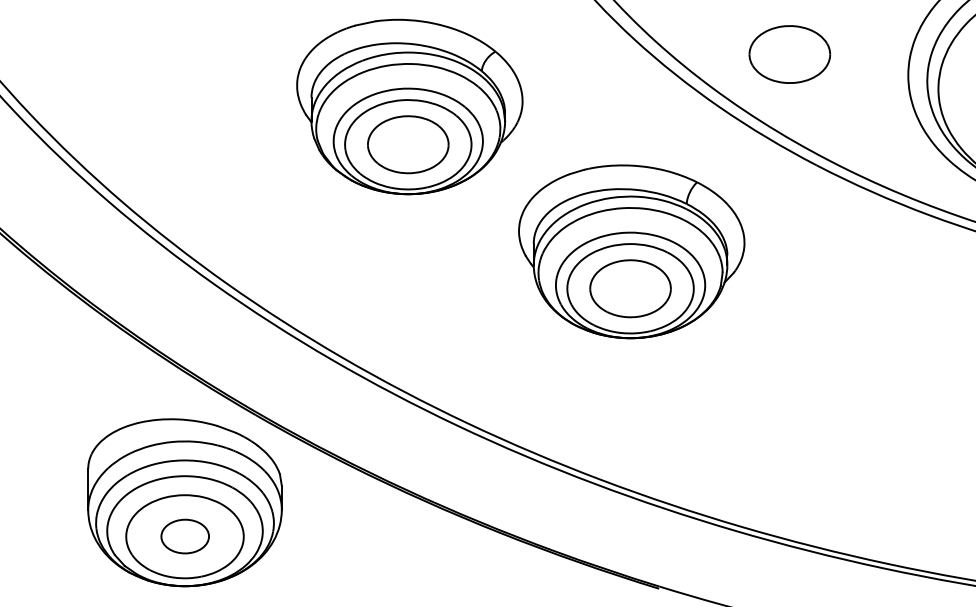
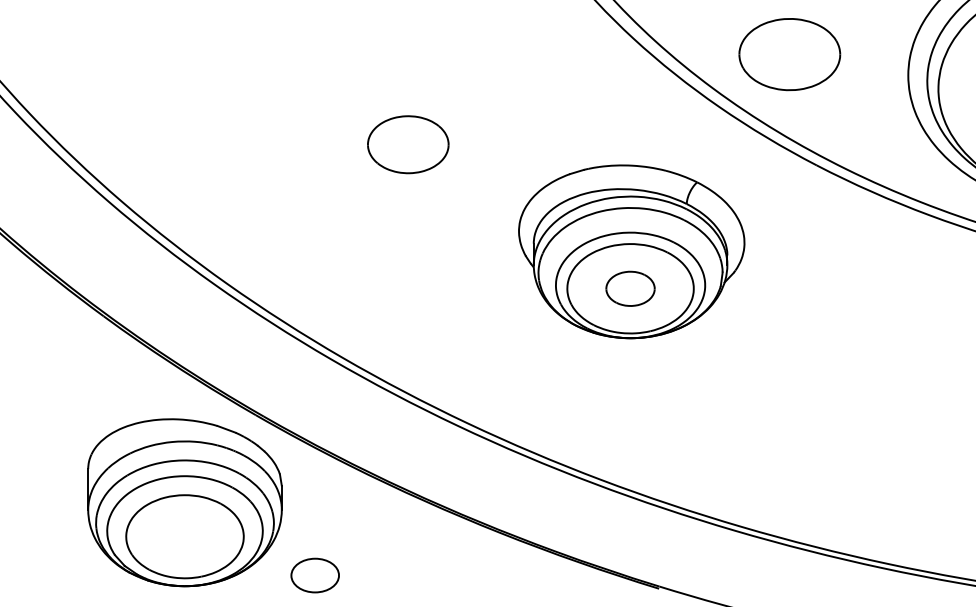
part size: 84x59 px -> 104x74 px (789, 54)
part: present -> none (409, 106)
part size: 83x60 px -> 51x37 px (630, 288)
part position: (184, 536) -> (314, 575) (314, 575)
